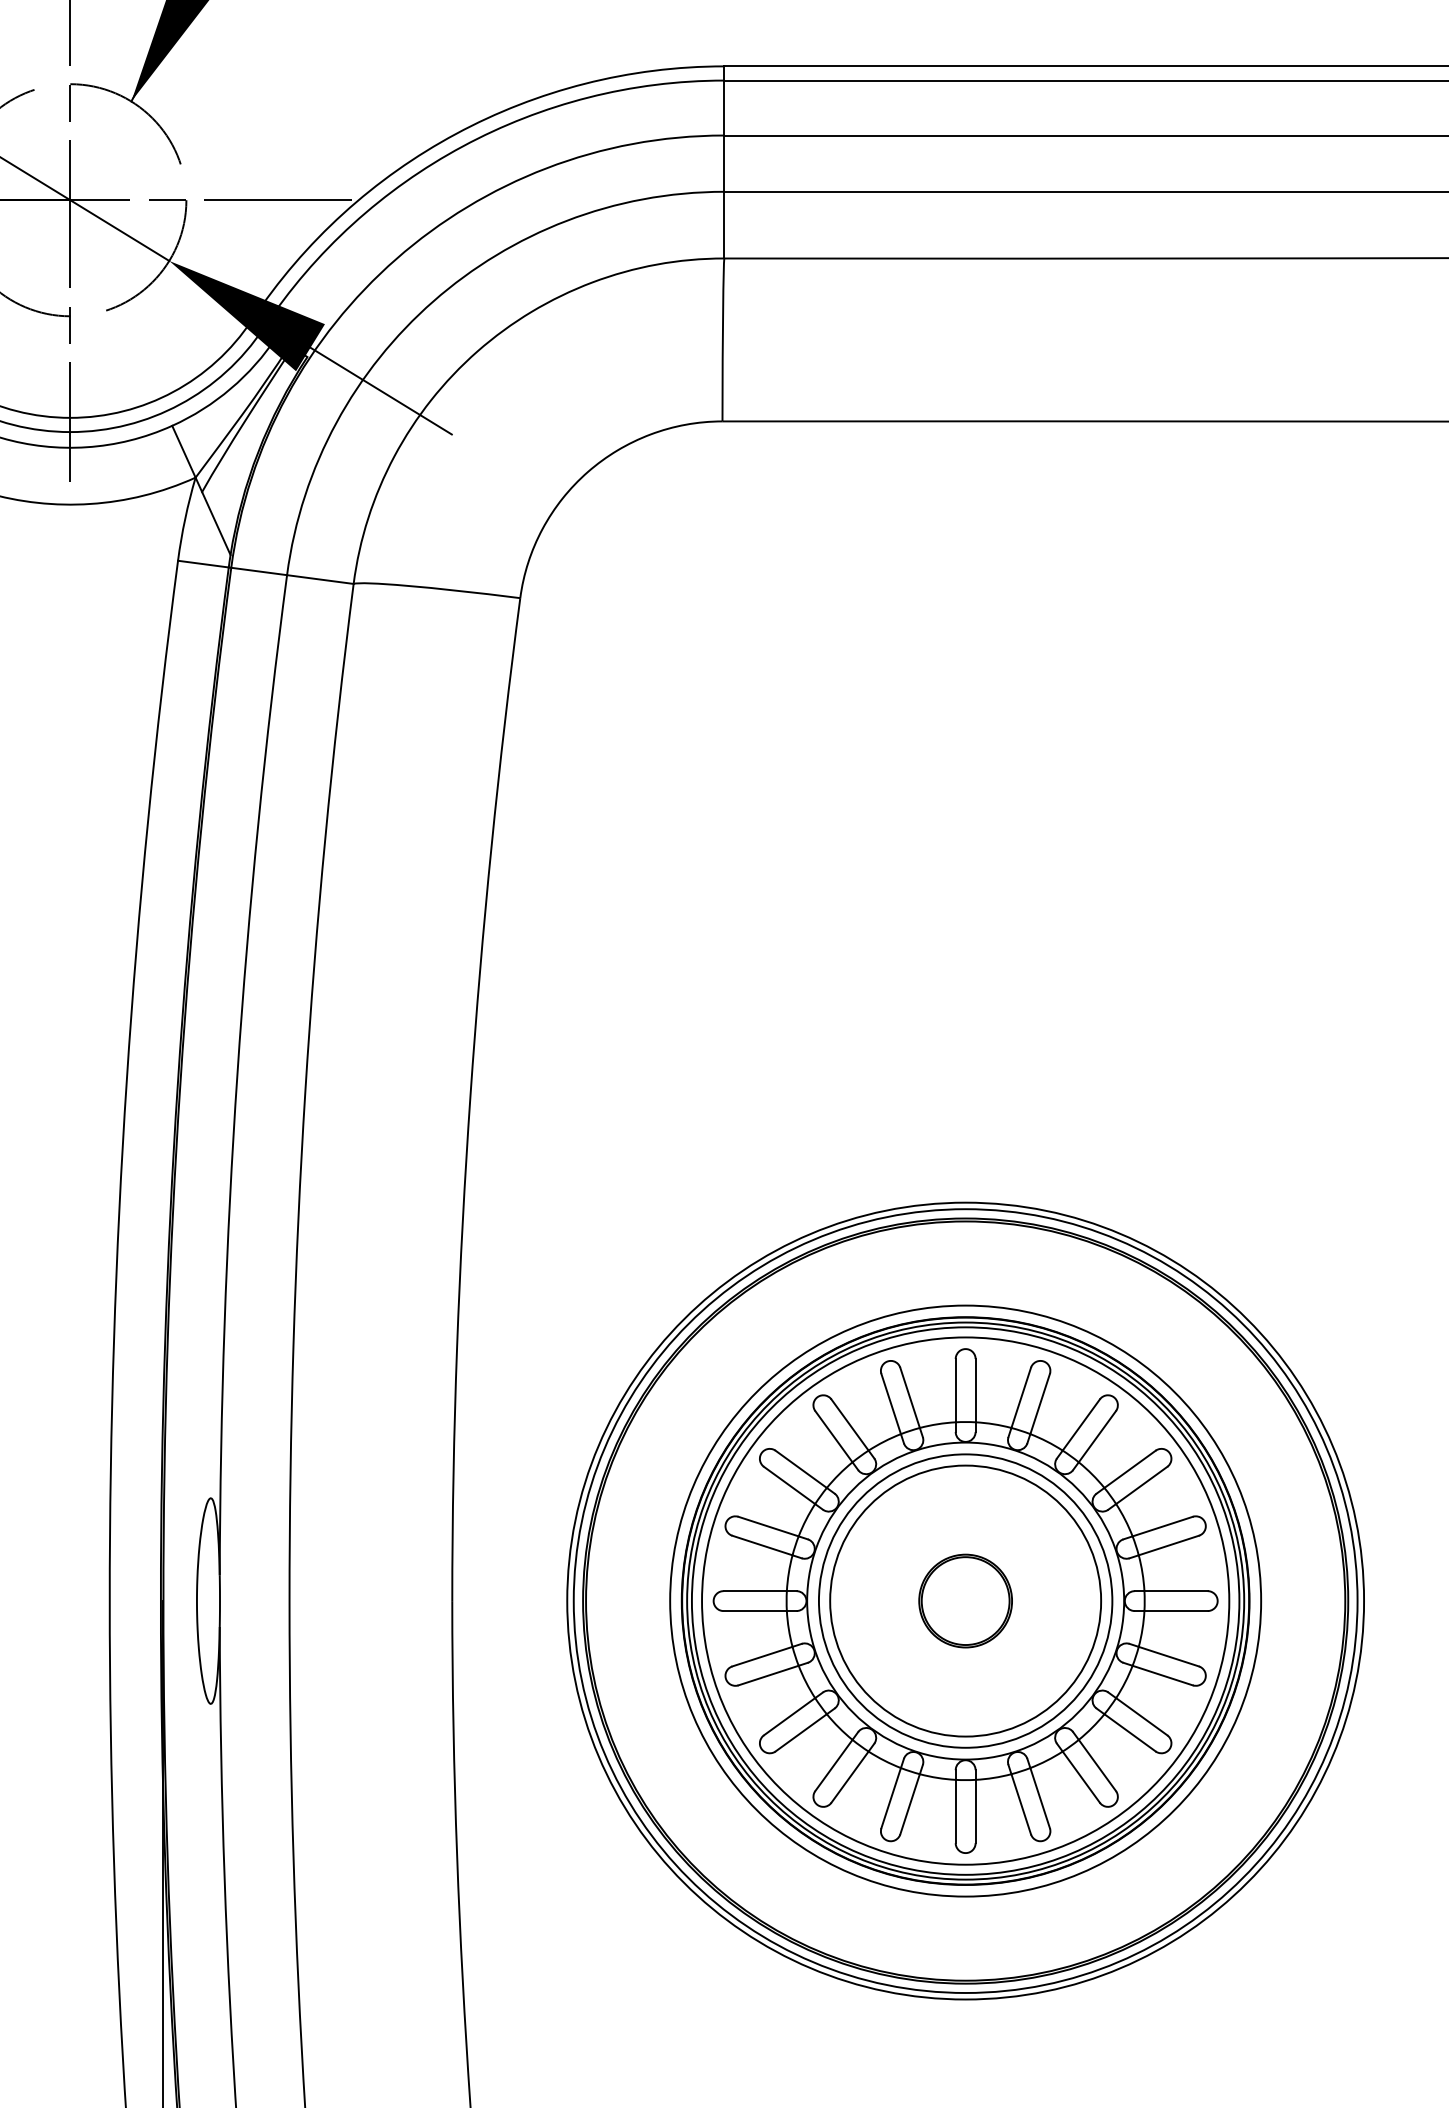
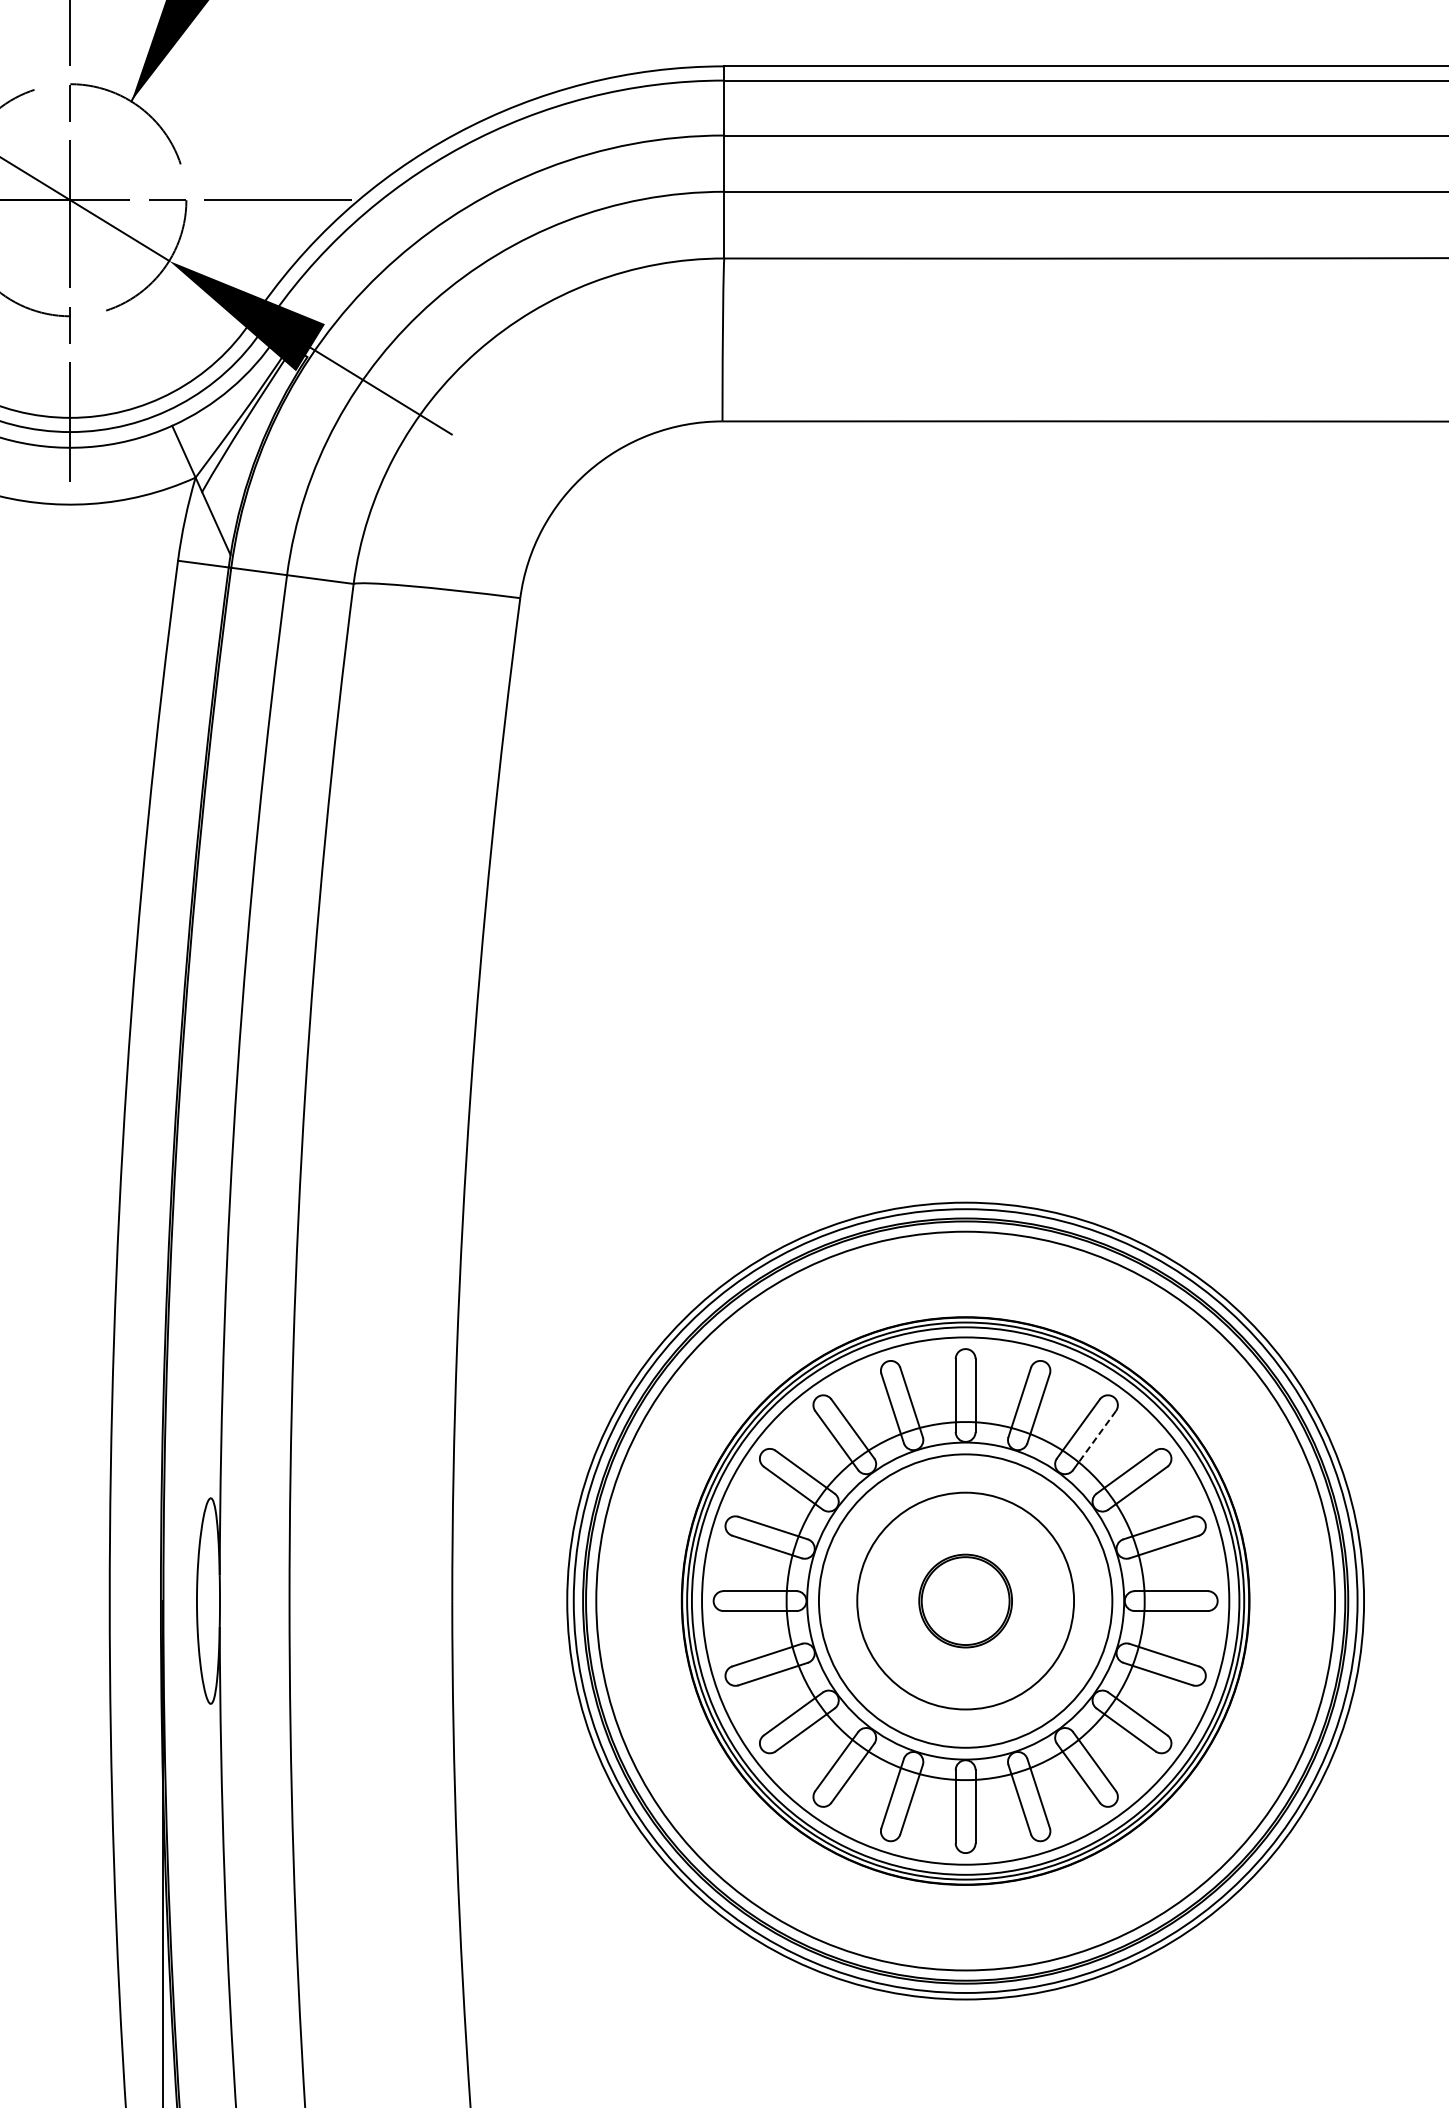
line: solid -> dashed (1097, 1436)
circle diameter: 271 px -> 217 px (965, 1600)
circle diameter: 591 px -> 739 px (965, 1600)
